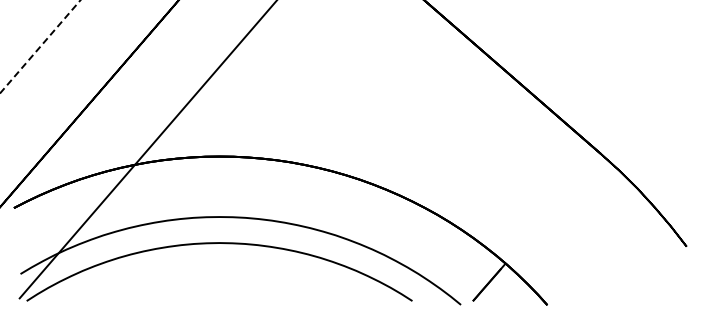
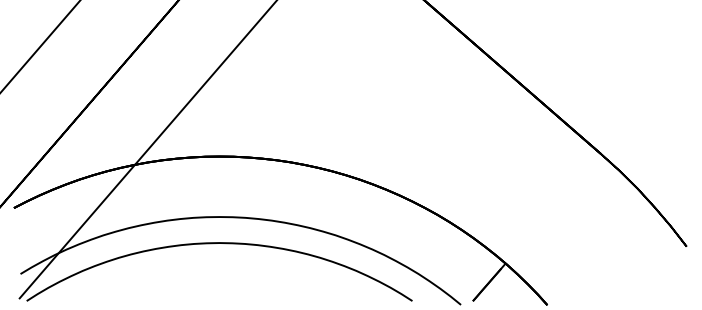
line: dashed -> solid (40, 46)
